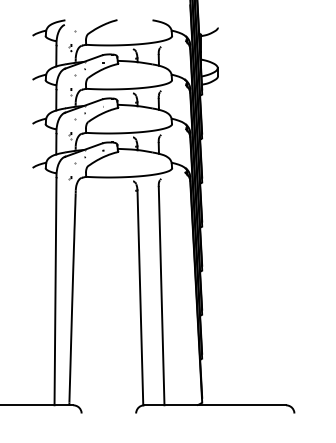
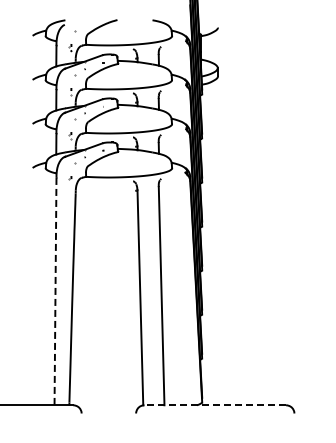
line: solid -> dashed (55, 291)
line: solid -> dashed (215, 405)
